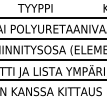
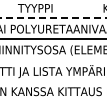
line: solid -> dashed (53, 18)
line: present -> none (52, 60)
line: present -> none (52, 80)
